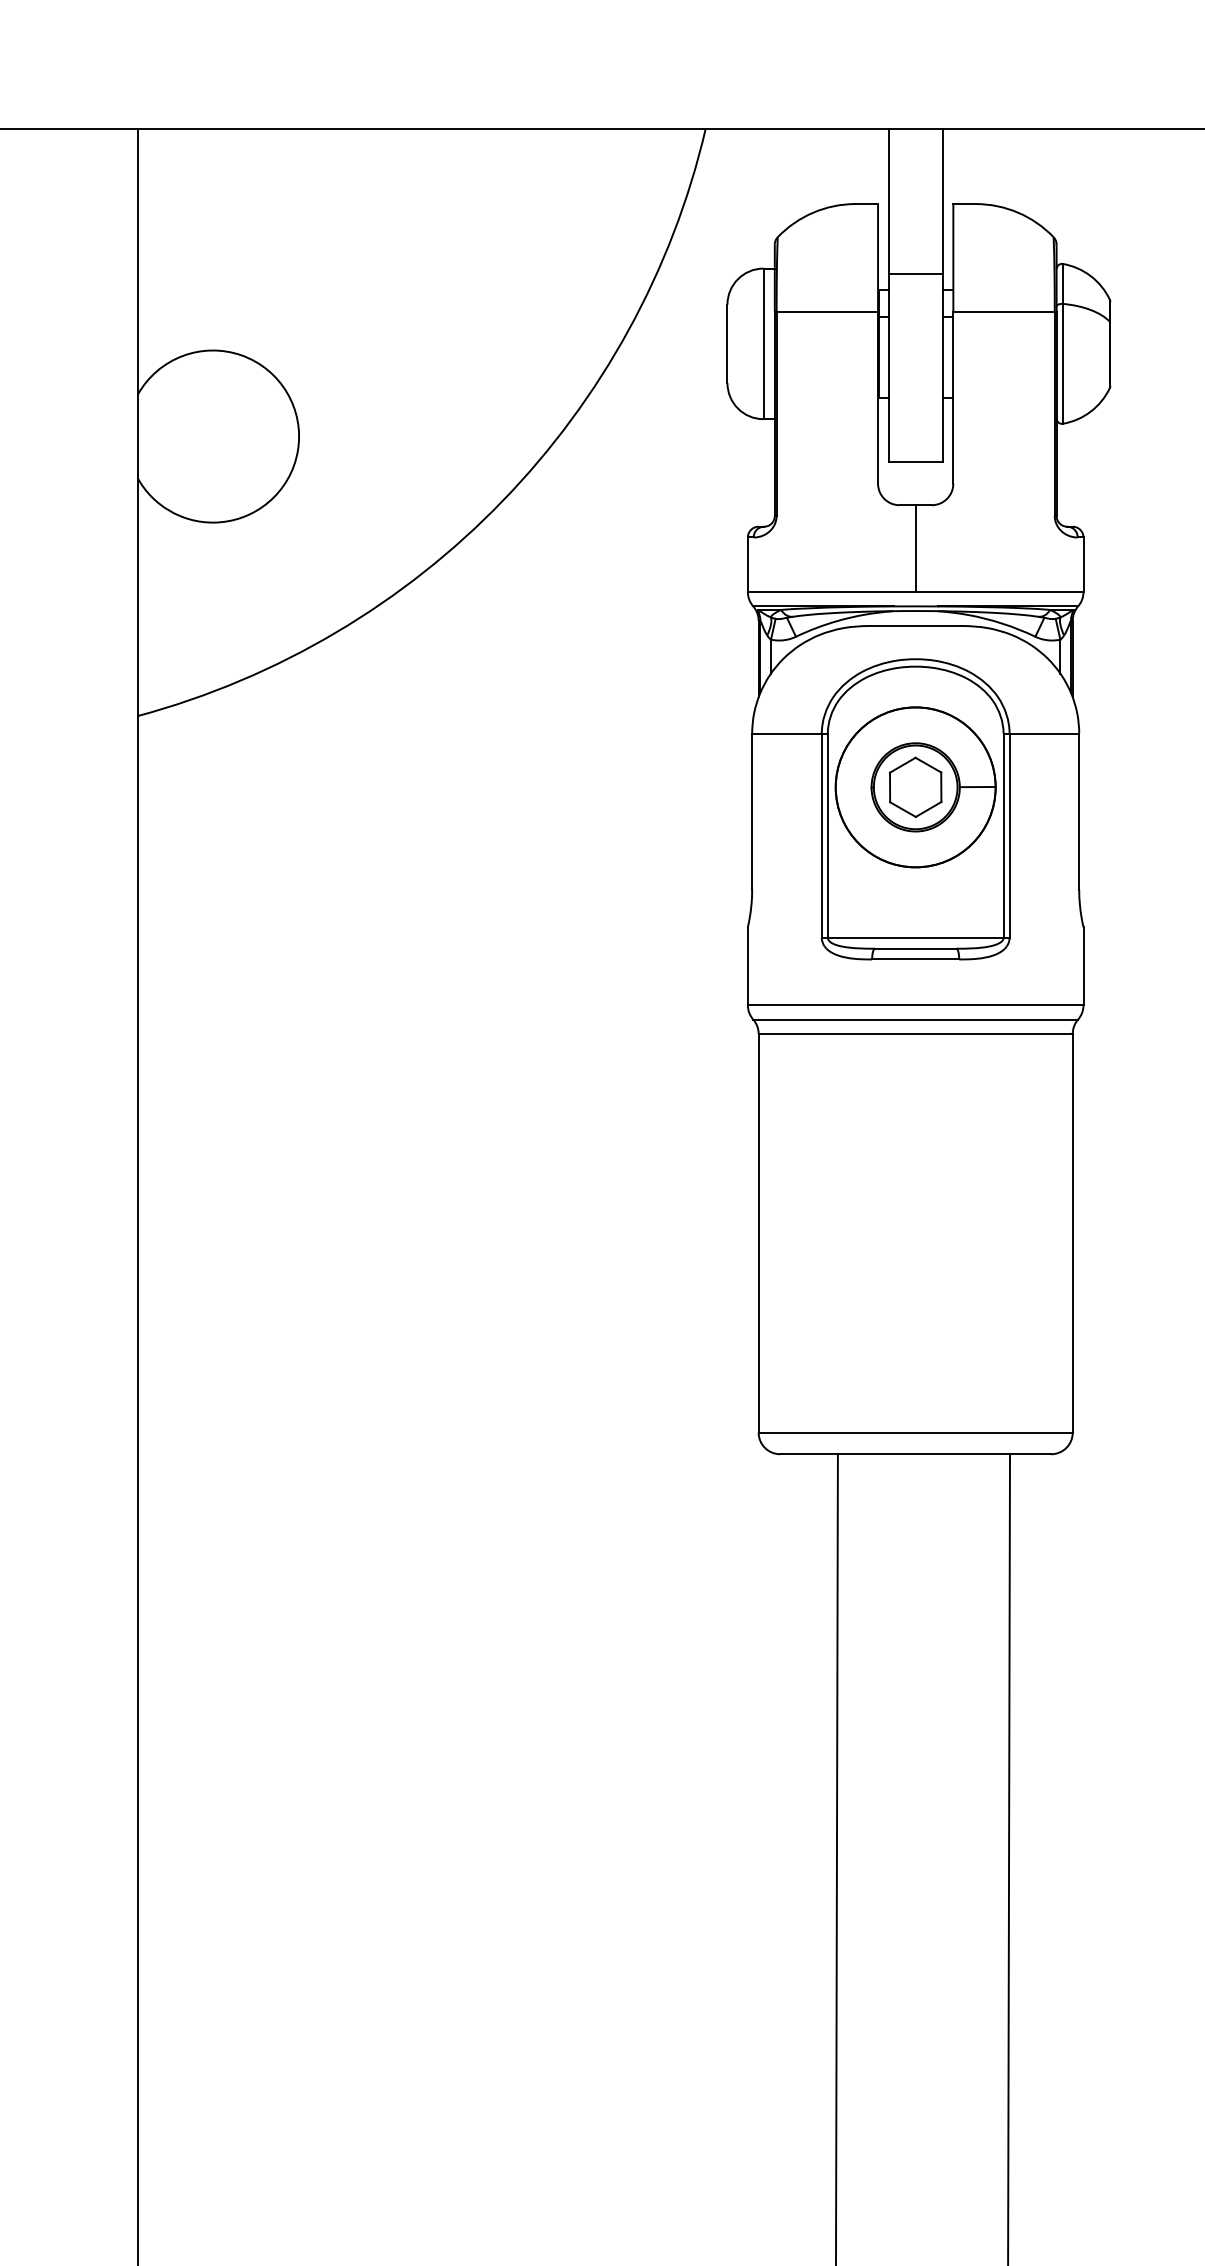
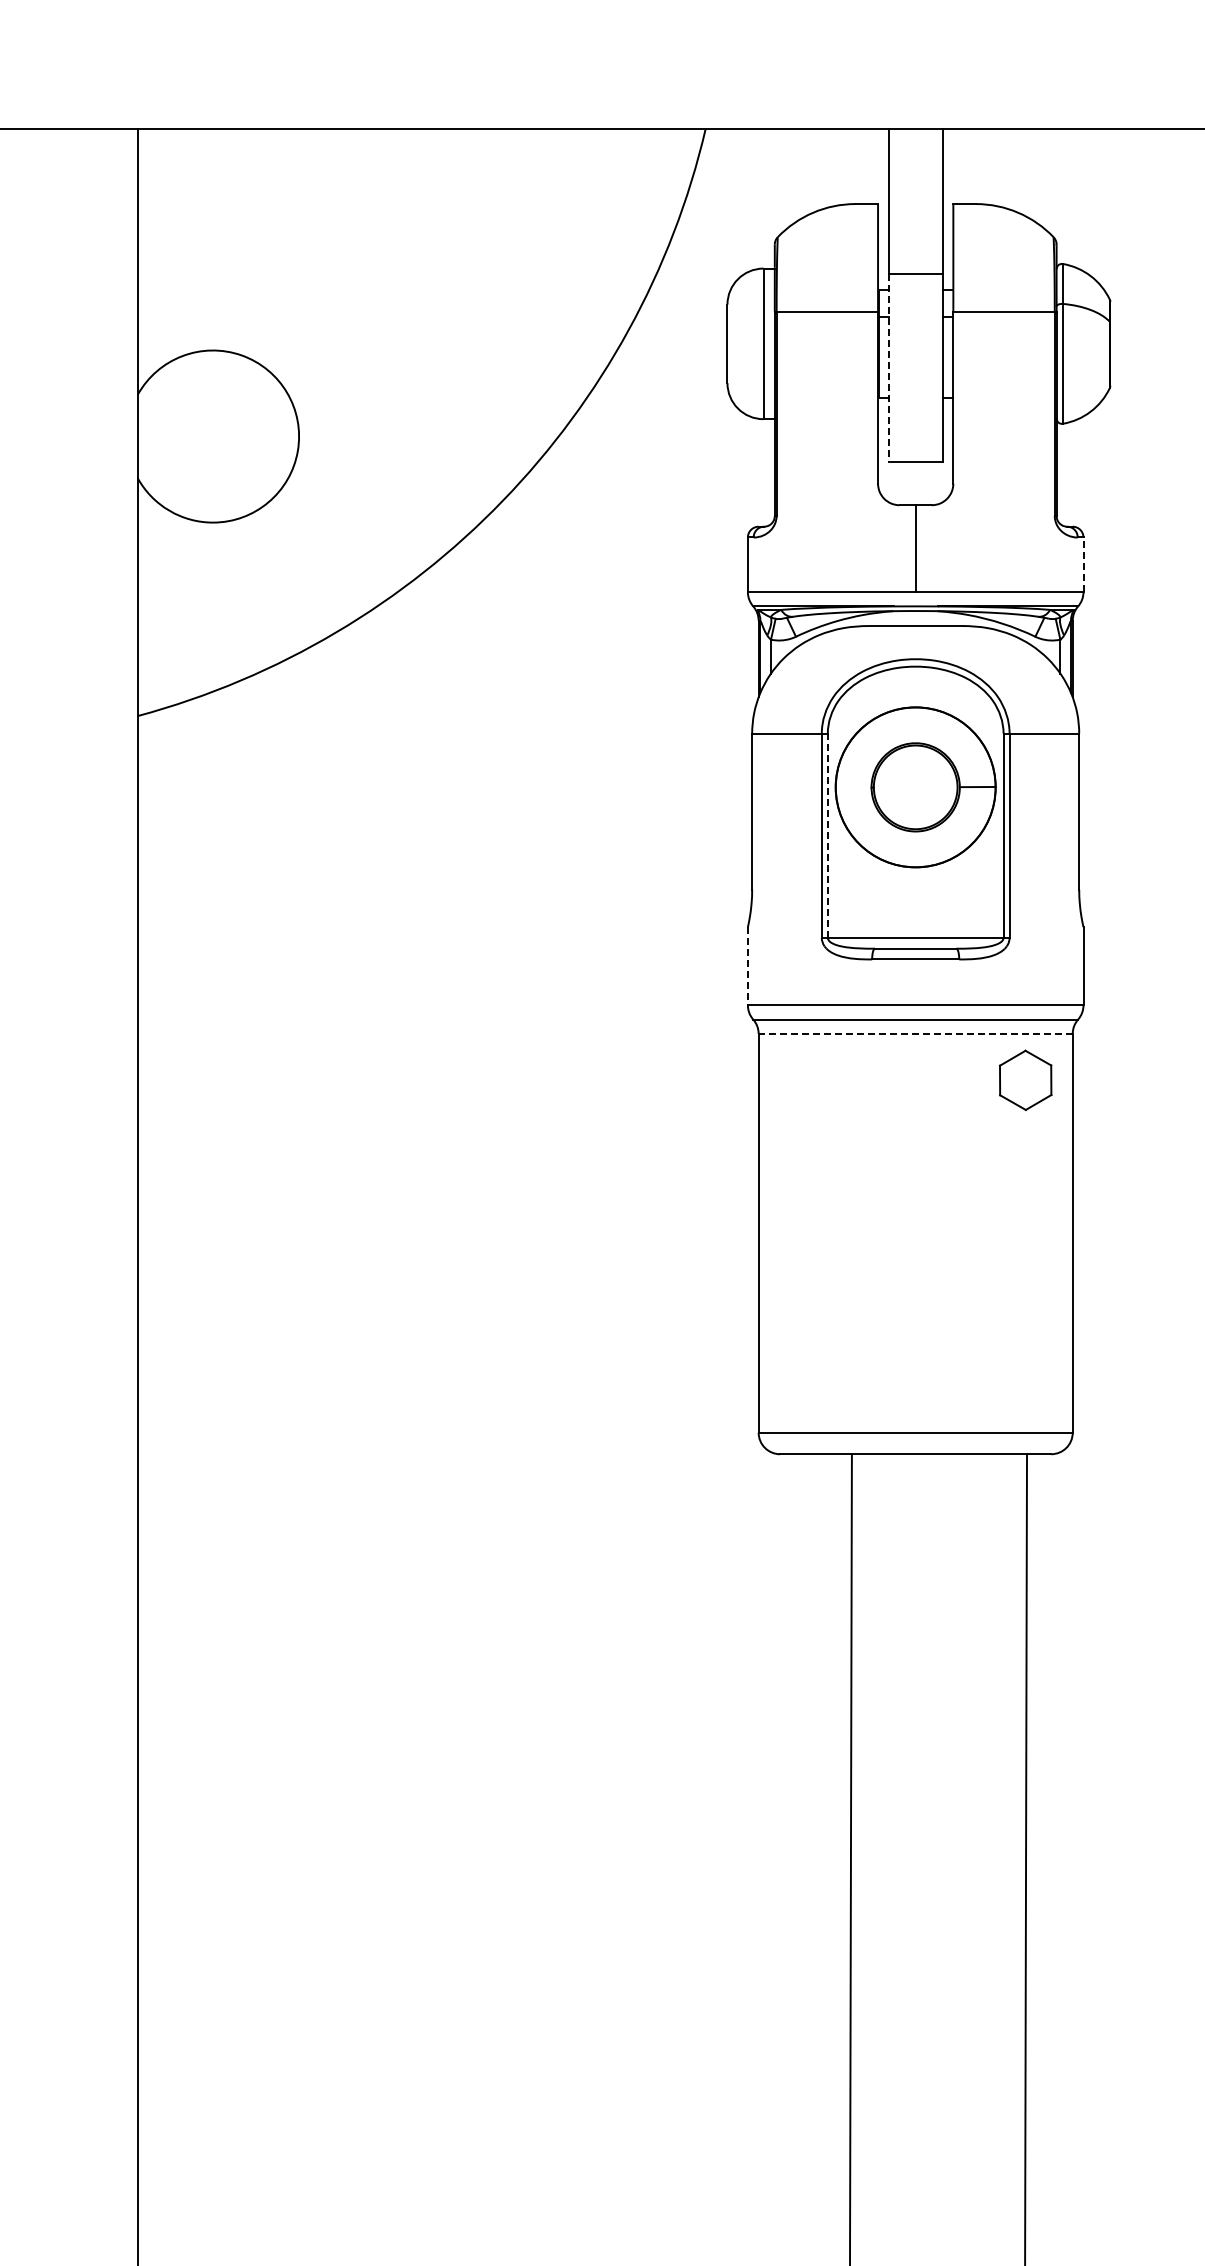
line: solid -> dashed (888, 368)
line: solid -> dashed (1083, 564)
part position: (915, 786) -> (1025, 1079) (1025, 1079)
line: solid -> dashed (827, 835)
line: solid -> dashed (747, 966)
line: solid -> dashed (915, 1033)
line position: (836, 1858) -> (850, 1858) (850, 1858)
line position: (1009, 1858) -> (1026, 1858) (1026, 1858)
